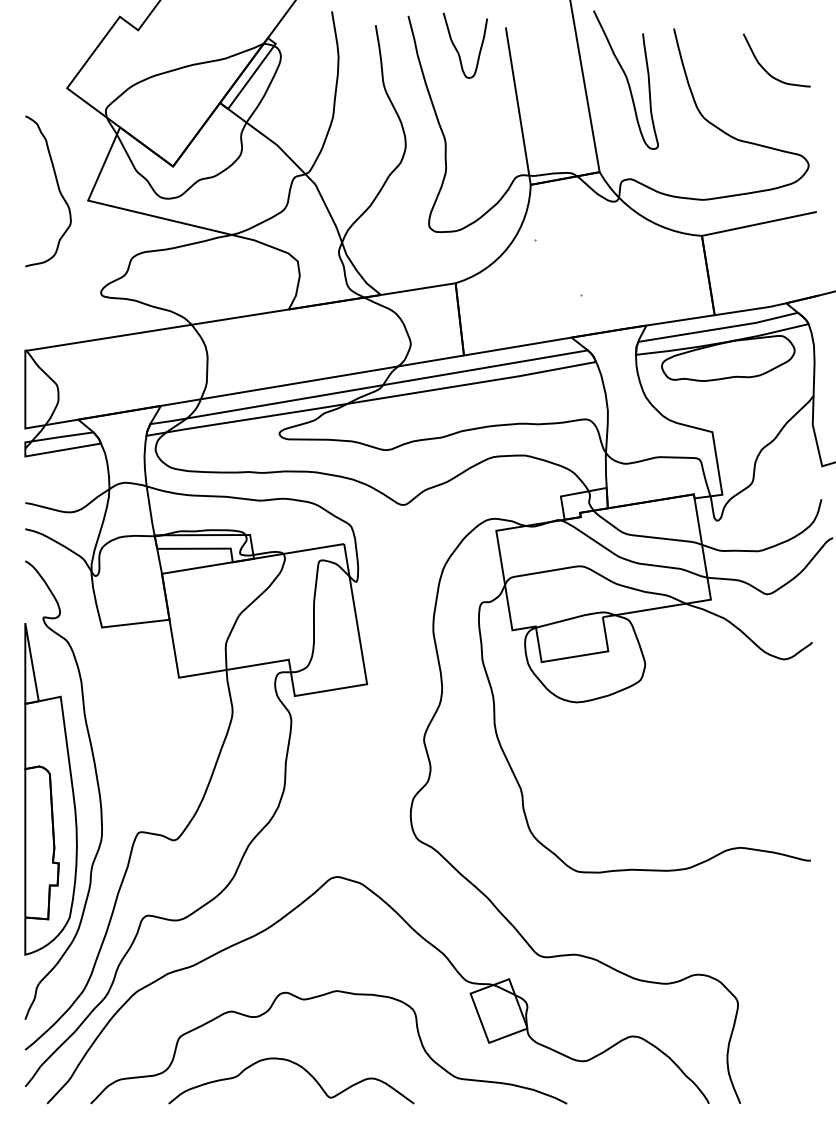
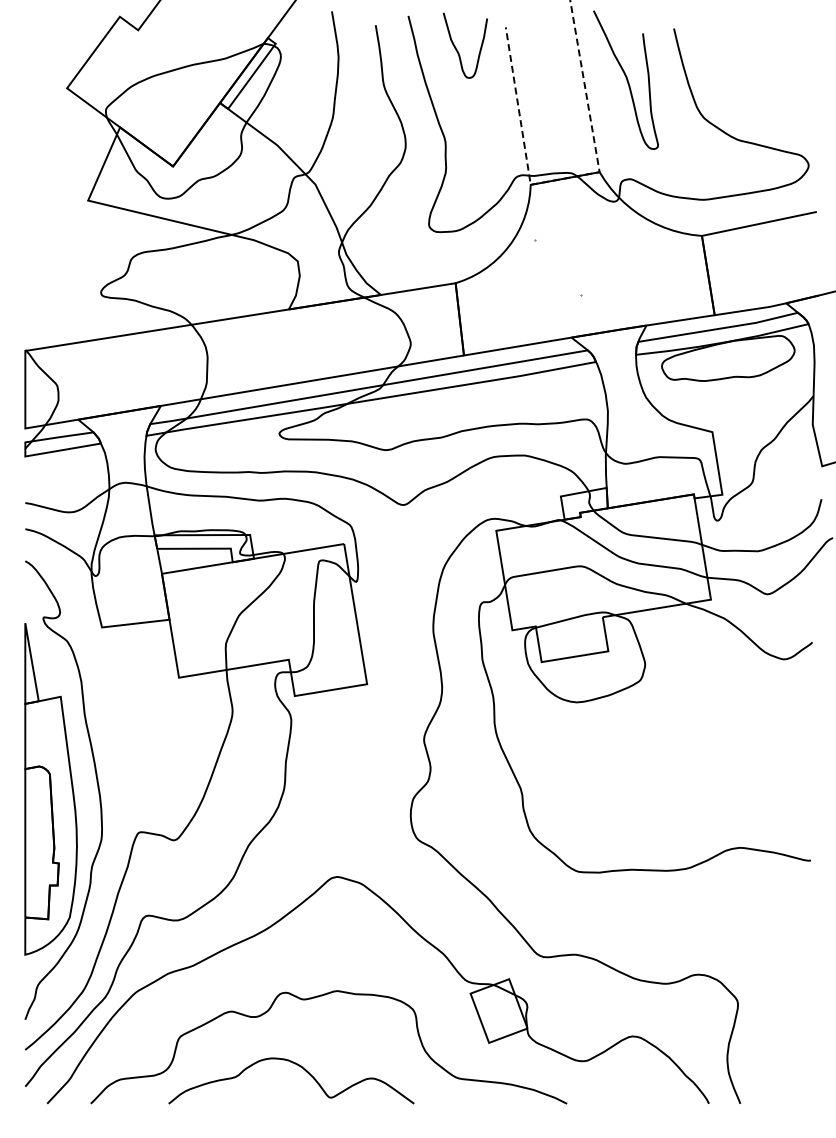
curve: present -> none (766, 70)
line: solid -> dashed (572, 177)
curve: present -> none (57, 187)
